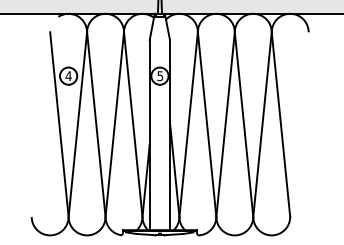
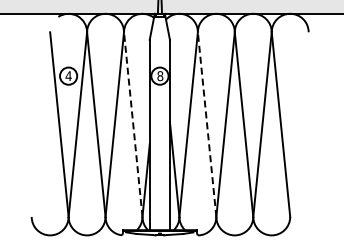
text: 5 -> 8 (160, 76)
line: solid -> dashed (133, 124)
line: solid -> dashed (207, 124)
